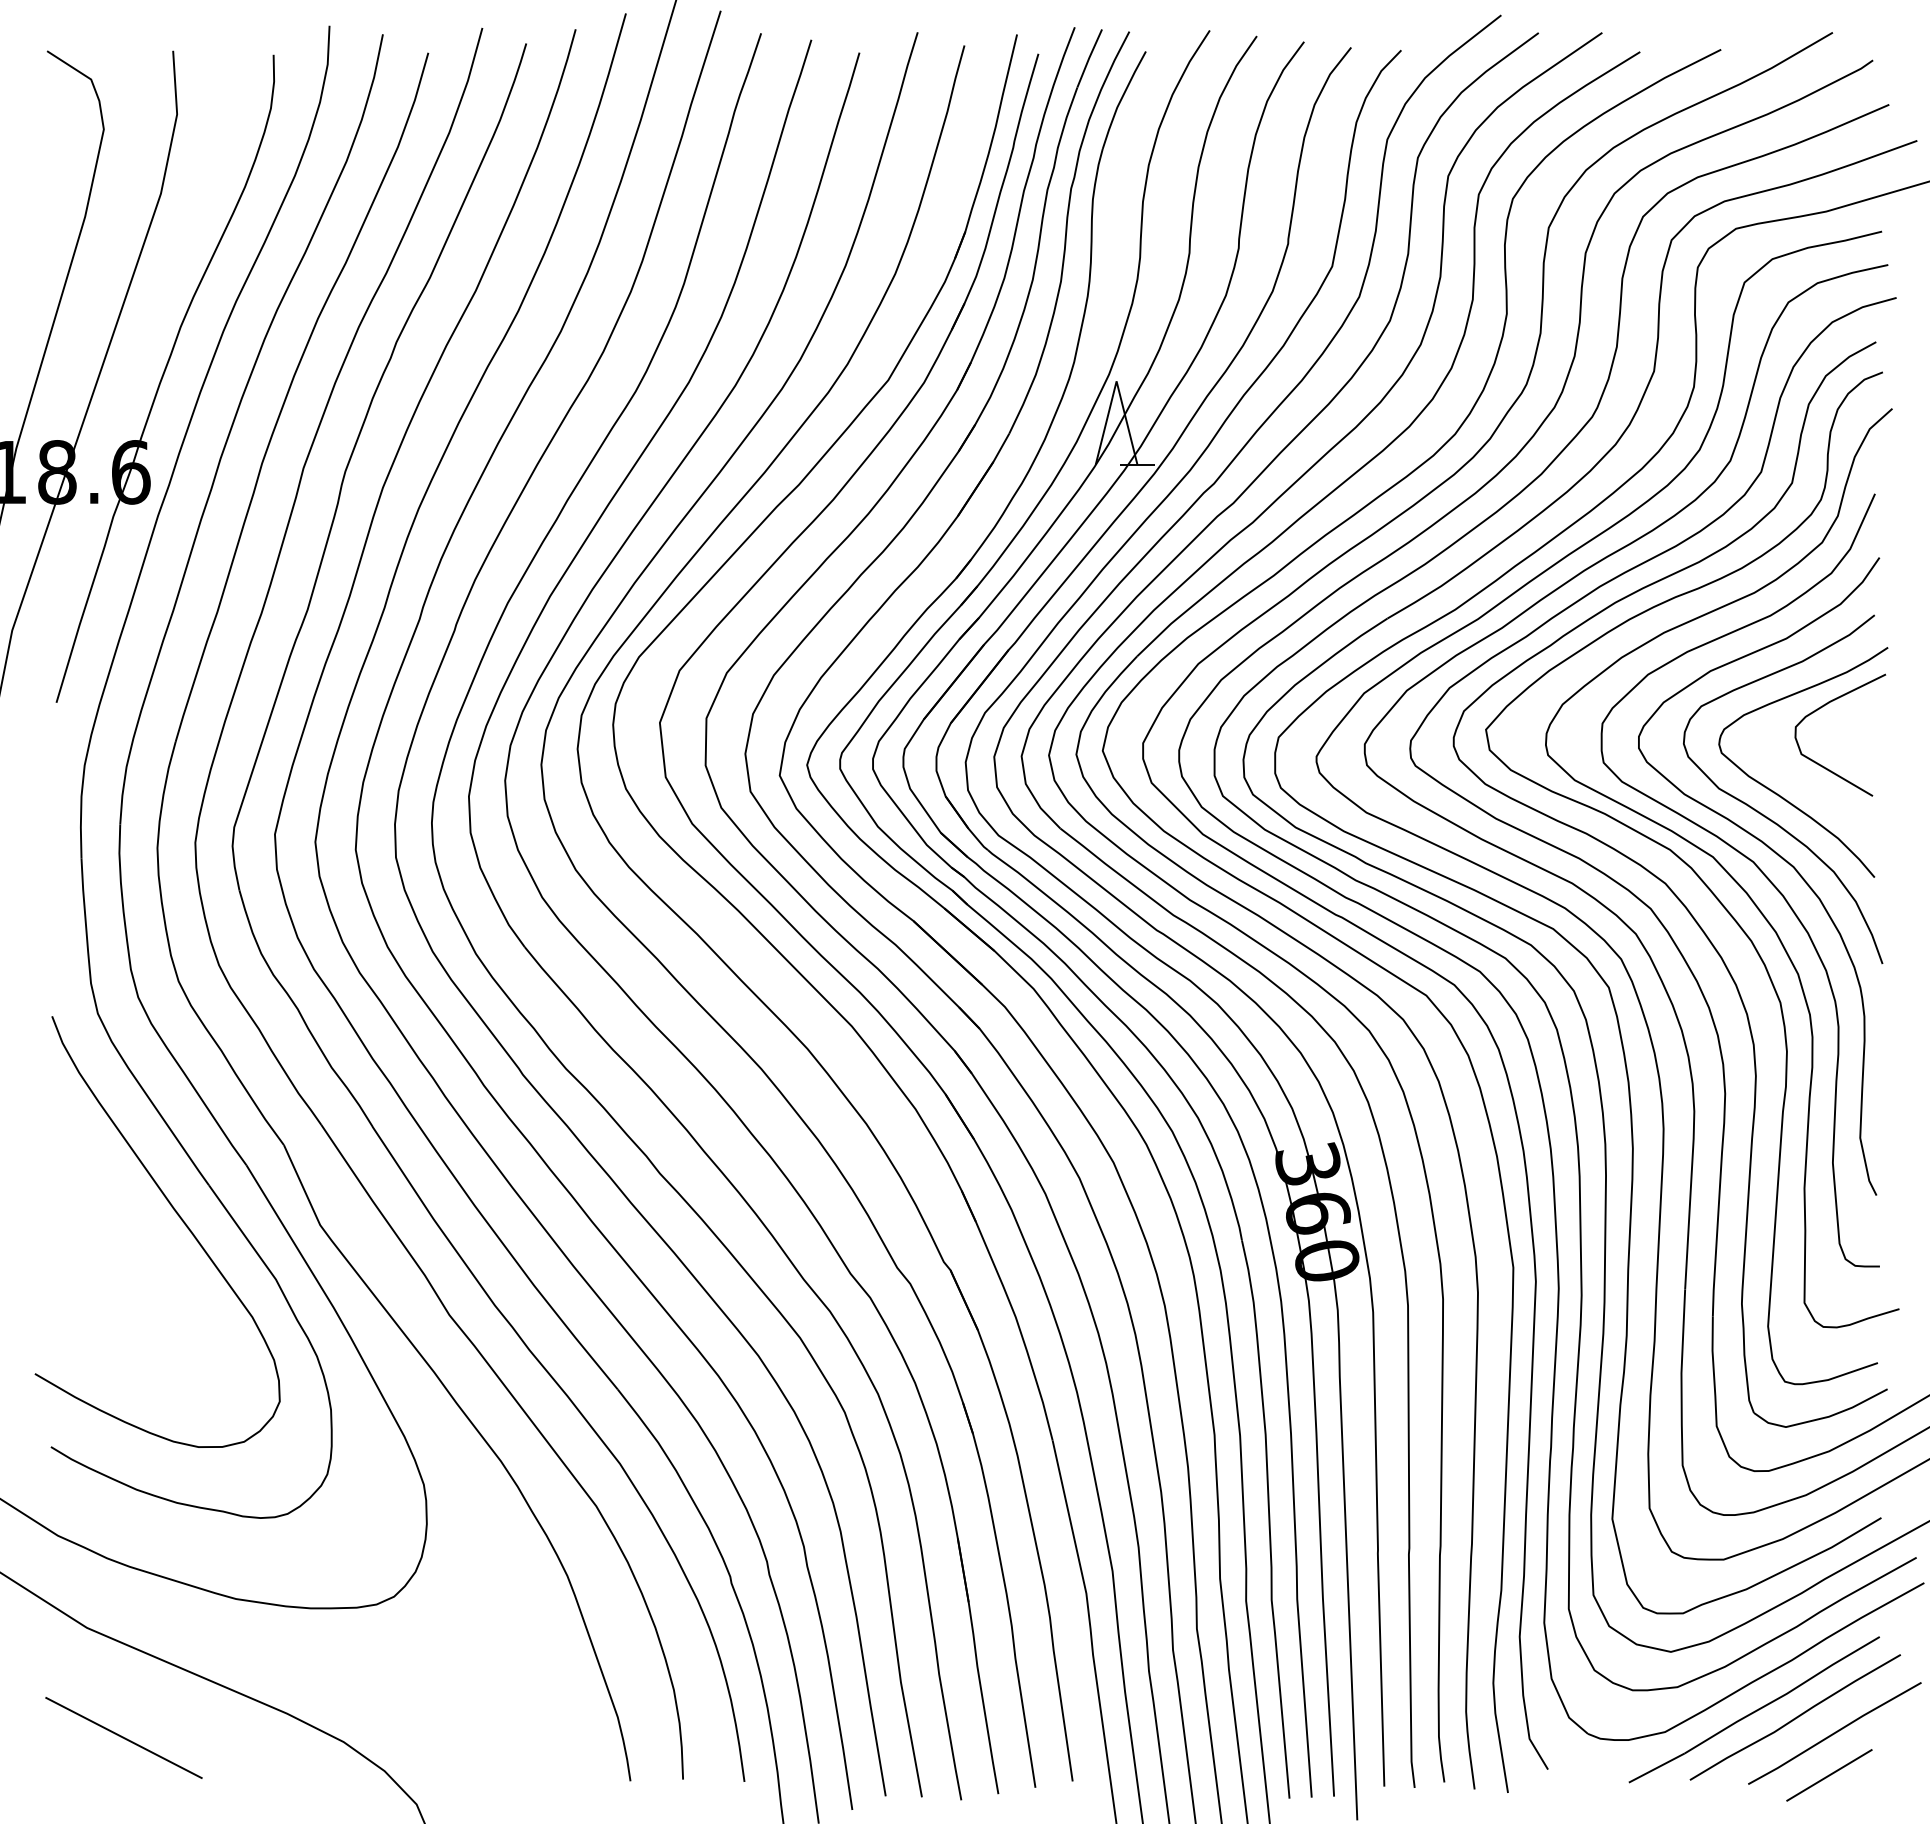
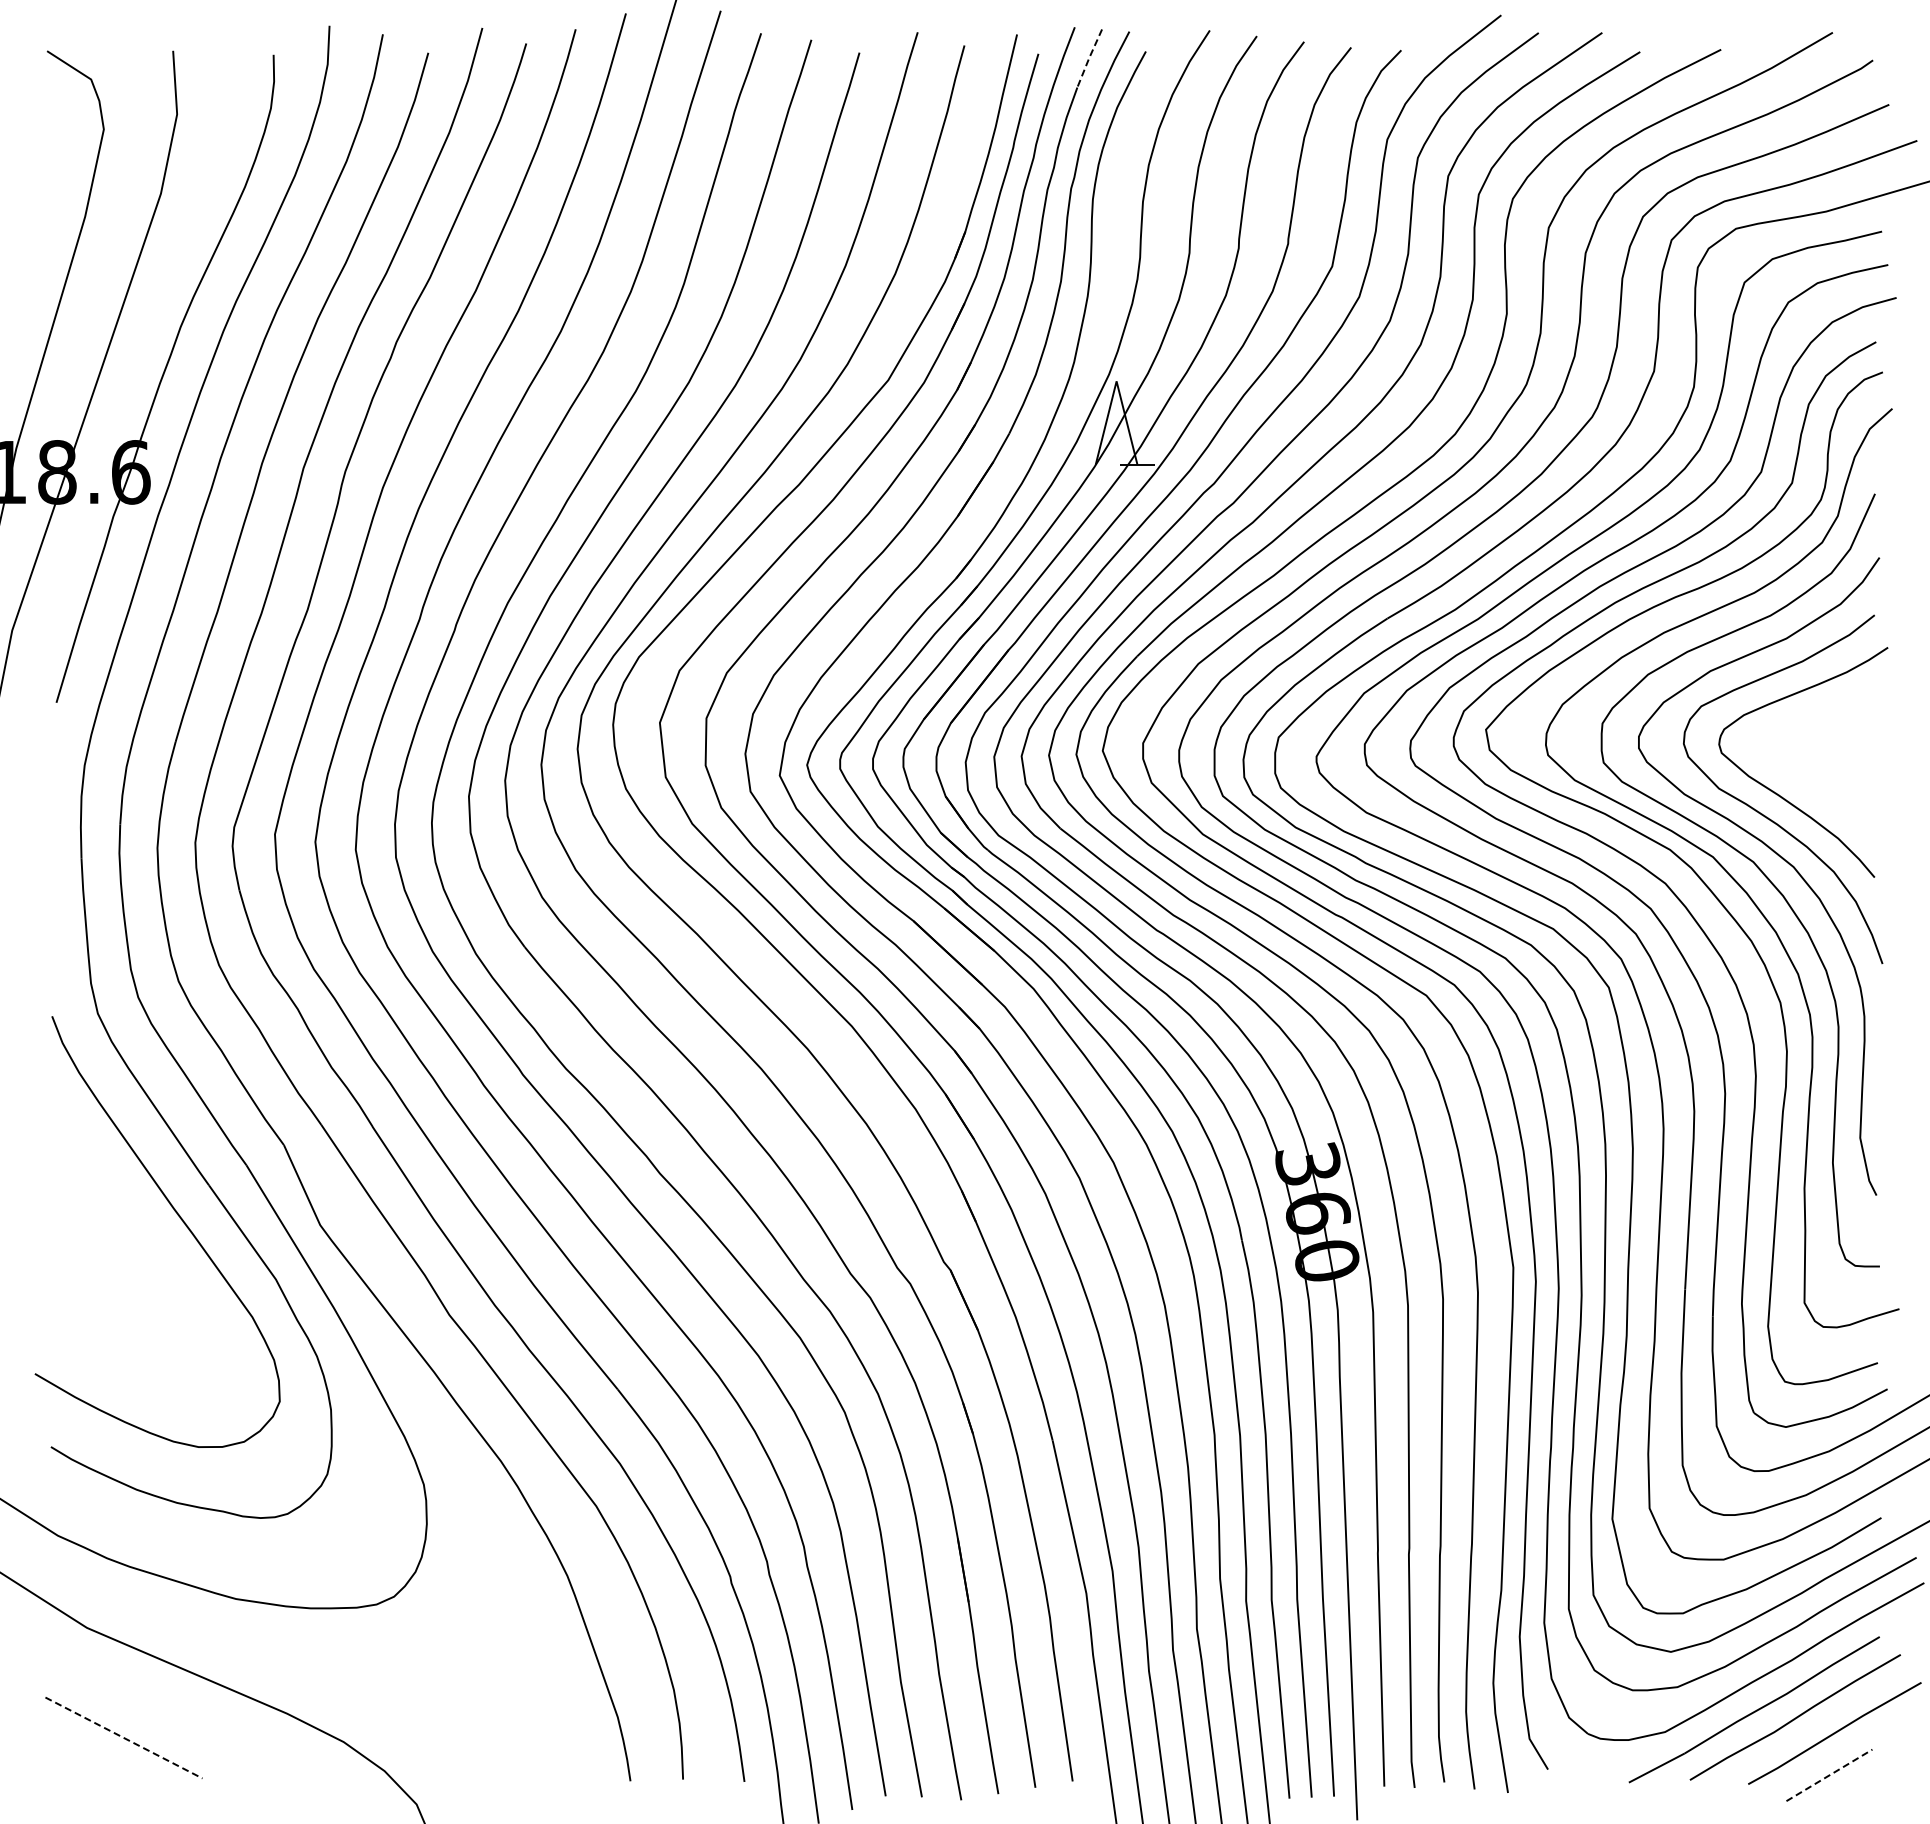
line: solid -> dashed (1089, 58)
curve: present -> none (1826, 705)
line: solid -> dashed (124, 1738)
line: solid -> dashed (1829, 1775)
